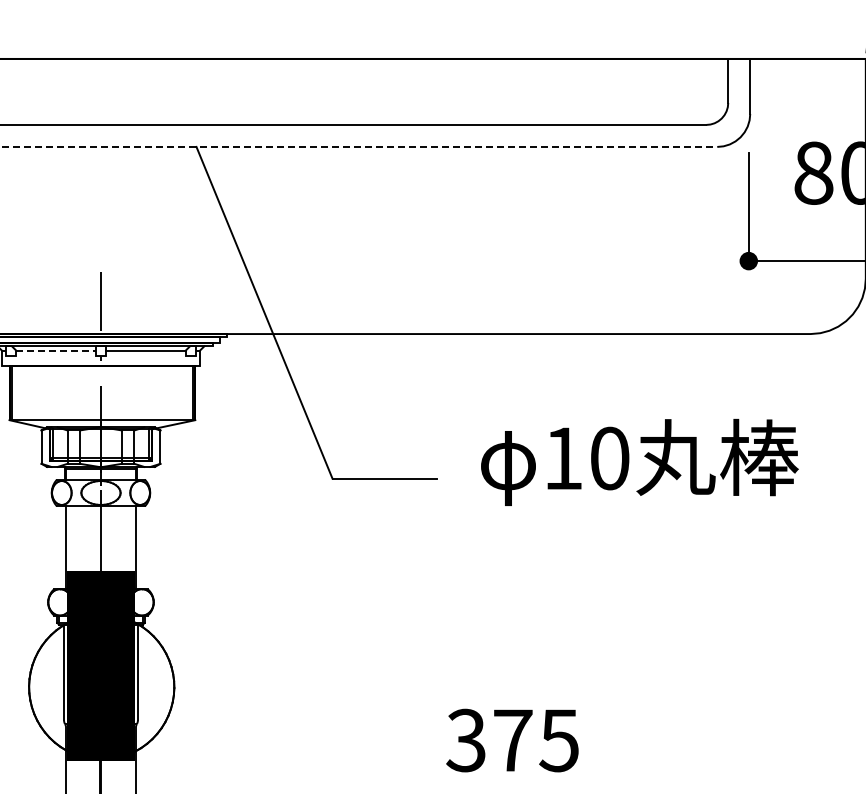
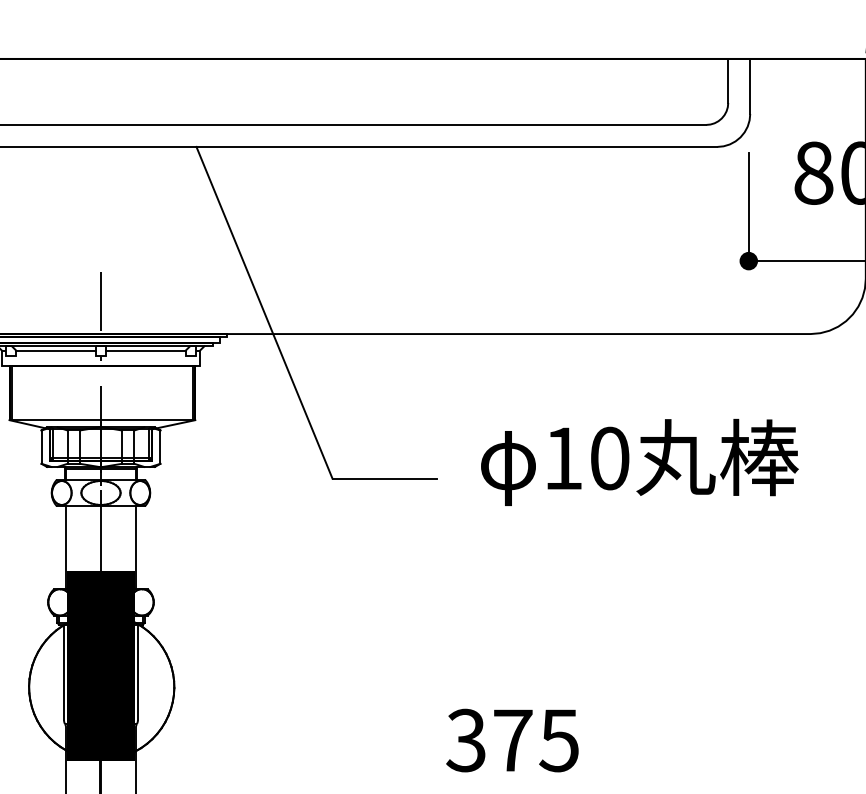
line: dashed -> solid (359, 146)
line: dashed -> solid (56, 350)
